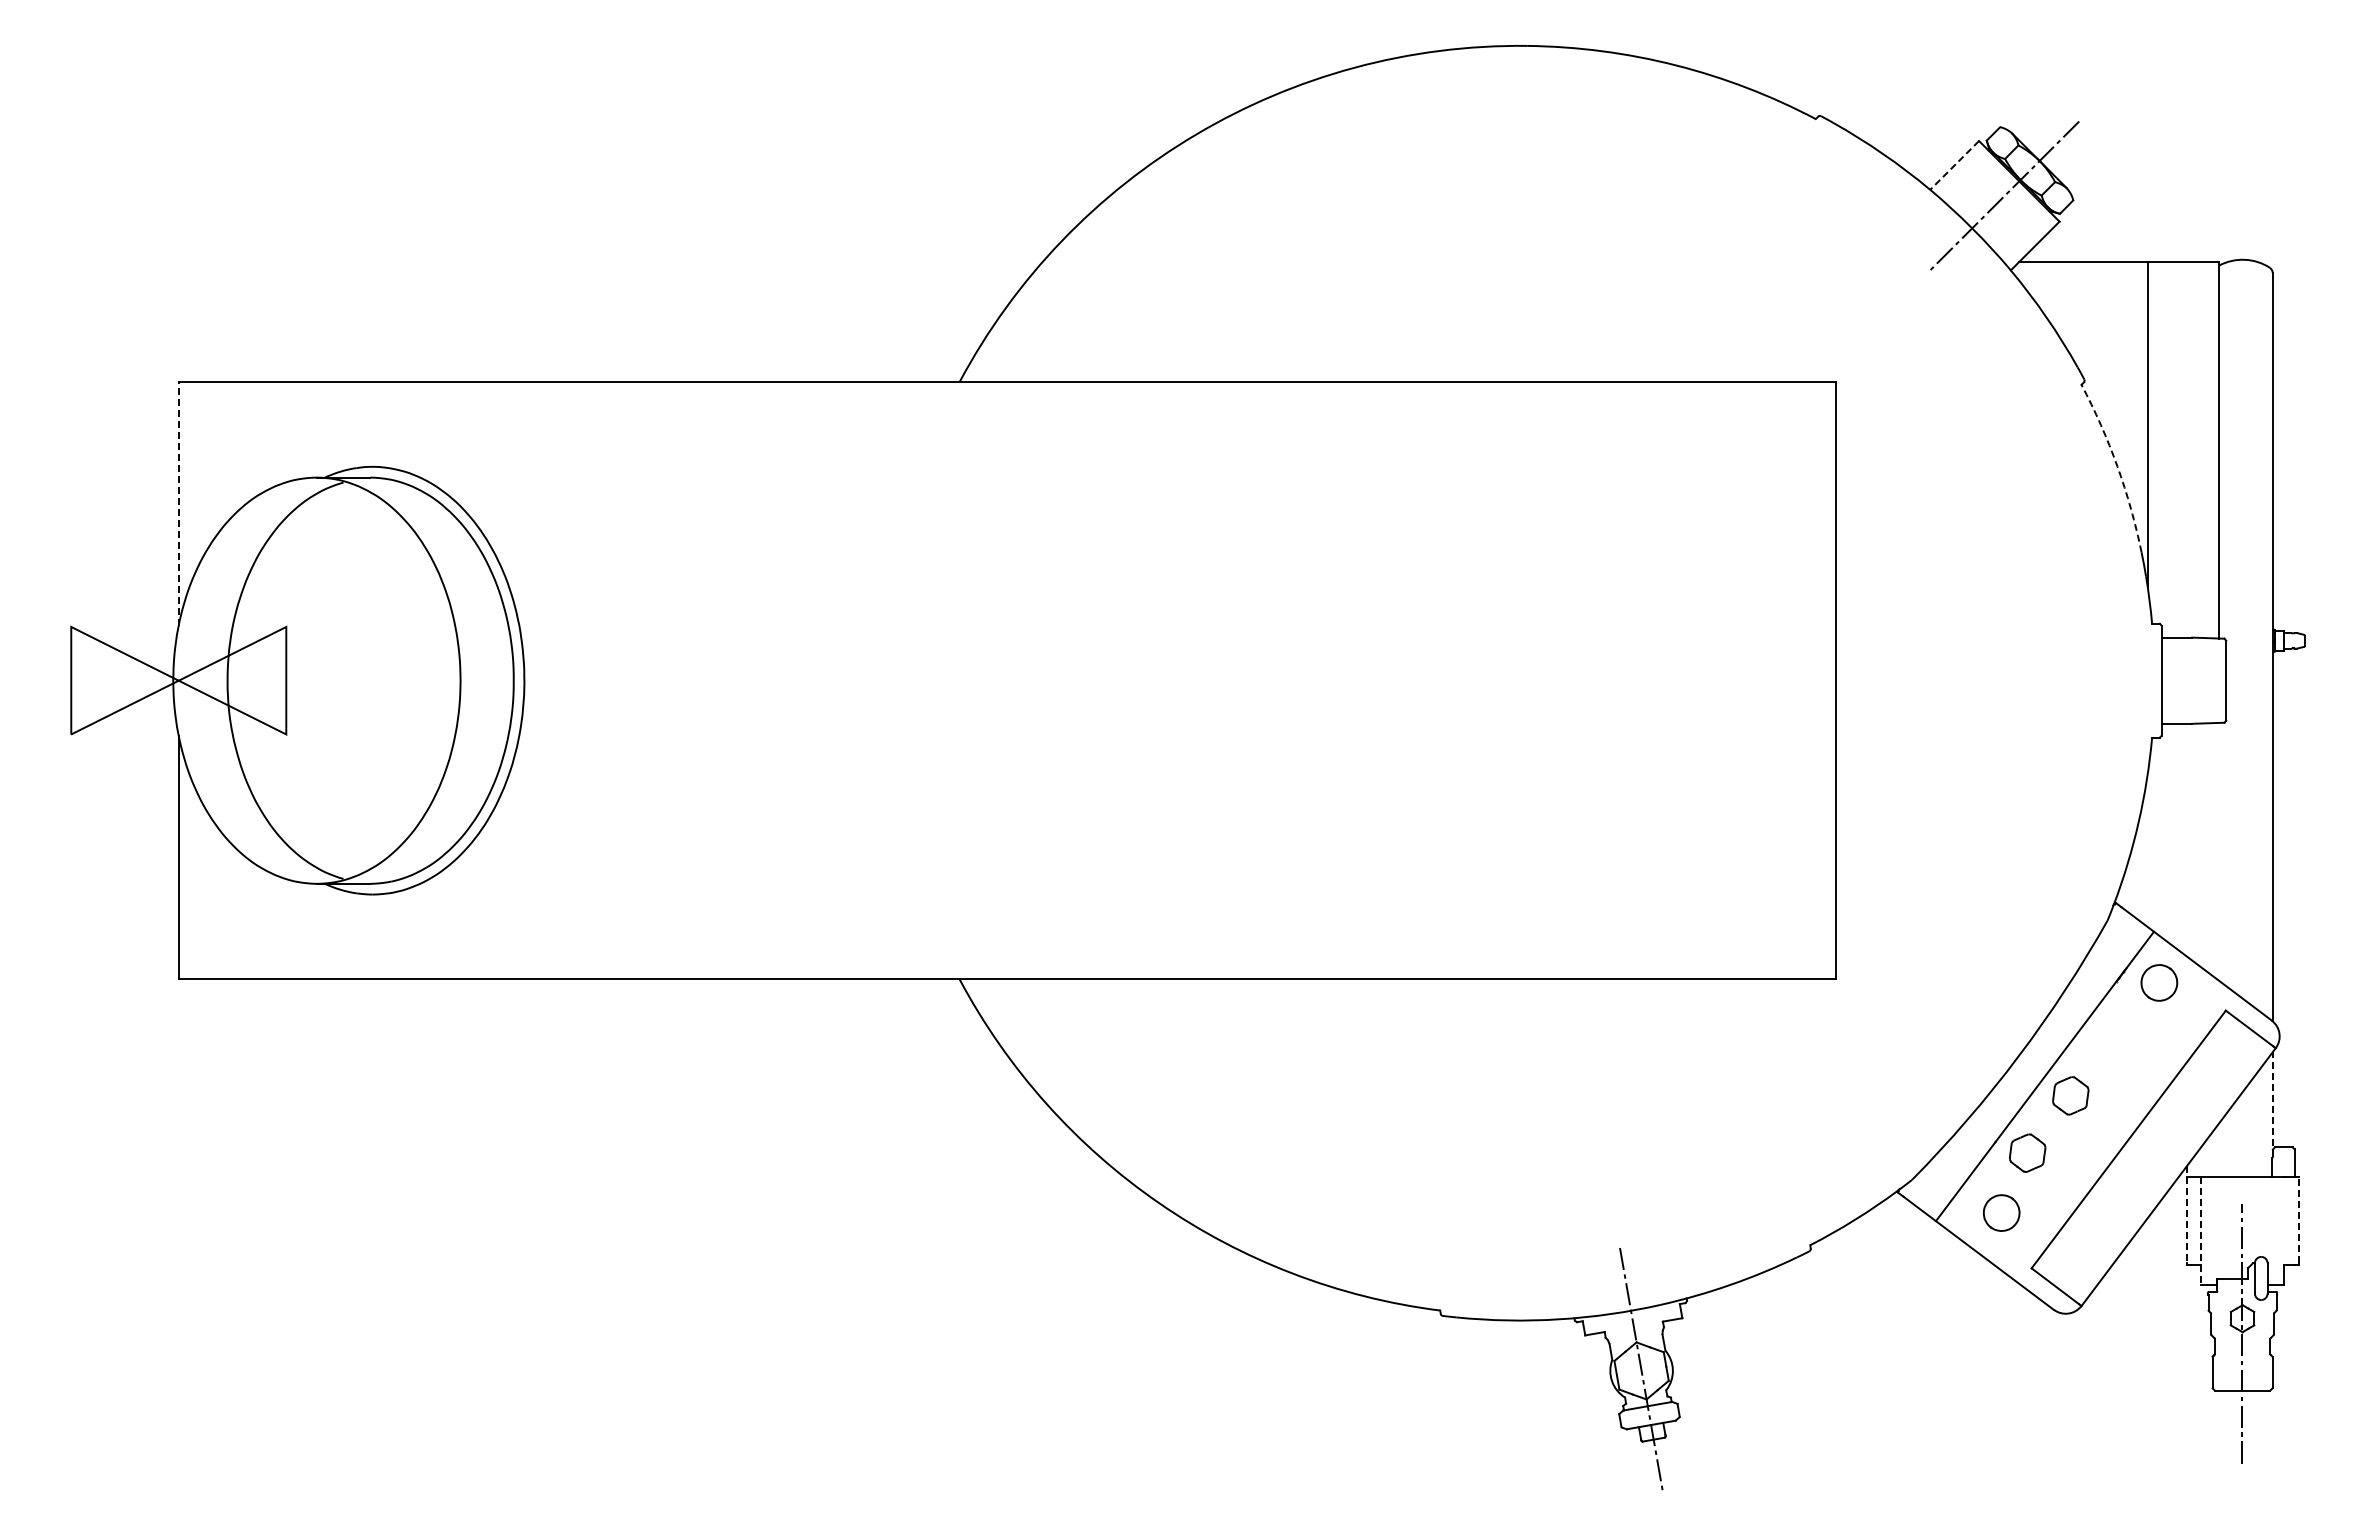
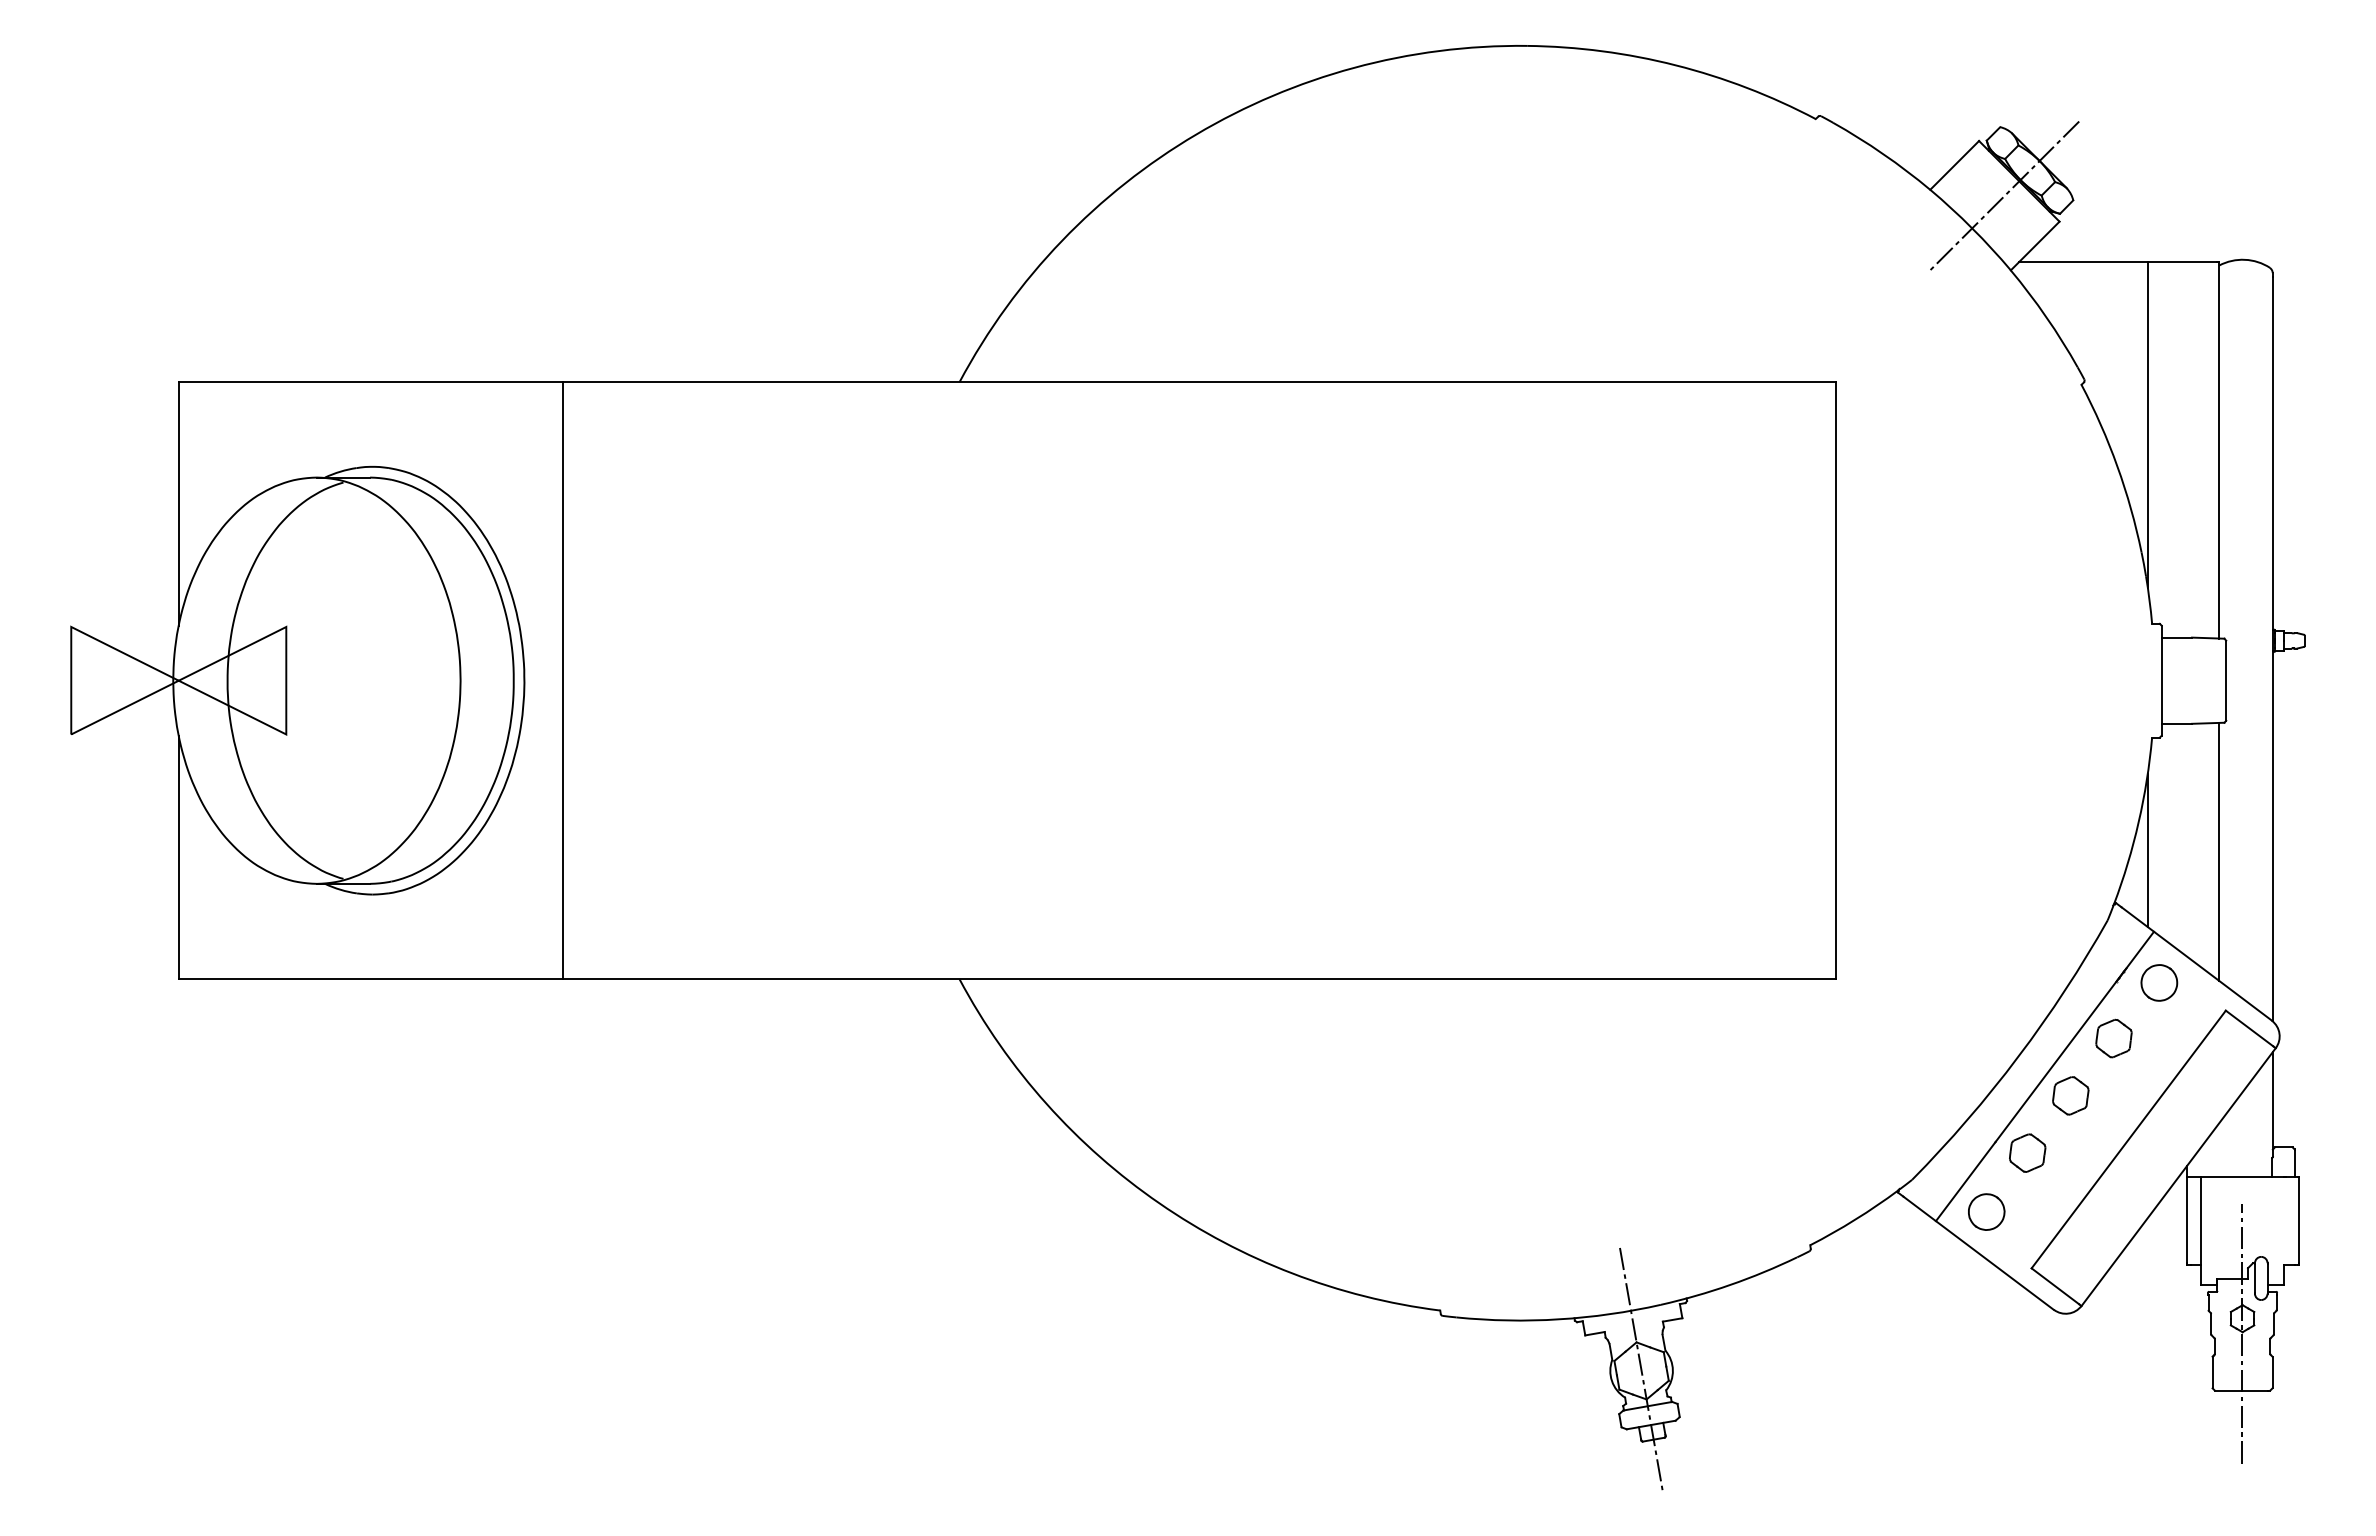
line: dashed -> solid (1954, 165)
arc: dashed -> solid (2117, 466)
line: dashed -> solid (178, 503)
line: none -> present (563, 680)
line: none -> present (2148, 850)
line: none -> present (2219, 851)
part: none -> present (2113, 1038)
line: dashed -> solid (2272, 1104)
part position: (2001, 1212) -> (1986, 1211) (1986, 1211)
line: dashed -> solid (2187, 1214)
line: dashed -> solid (2298, 1219)
line: dashed -> solid (2200, 1230)
